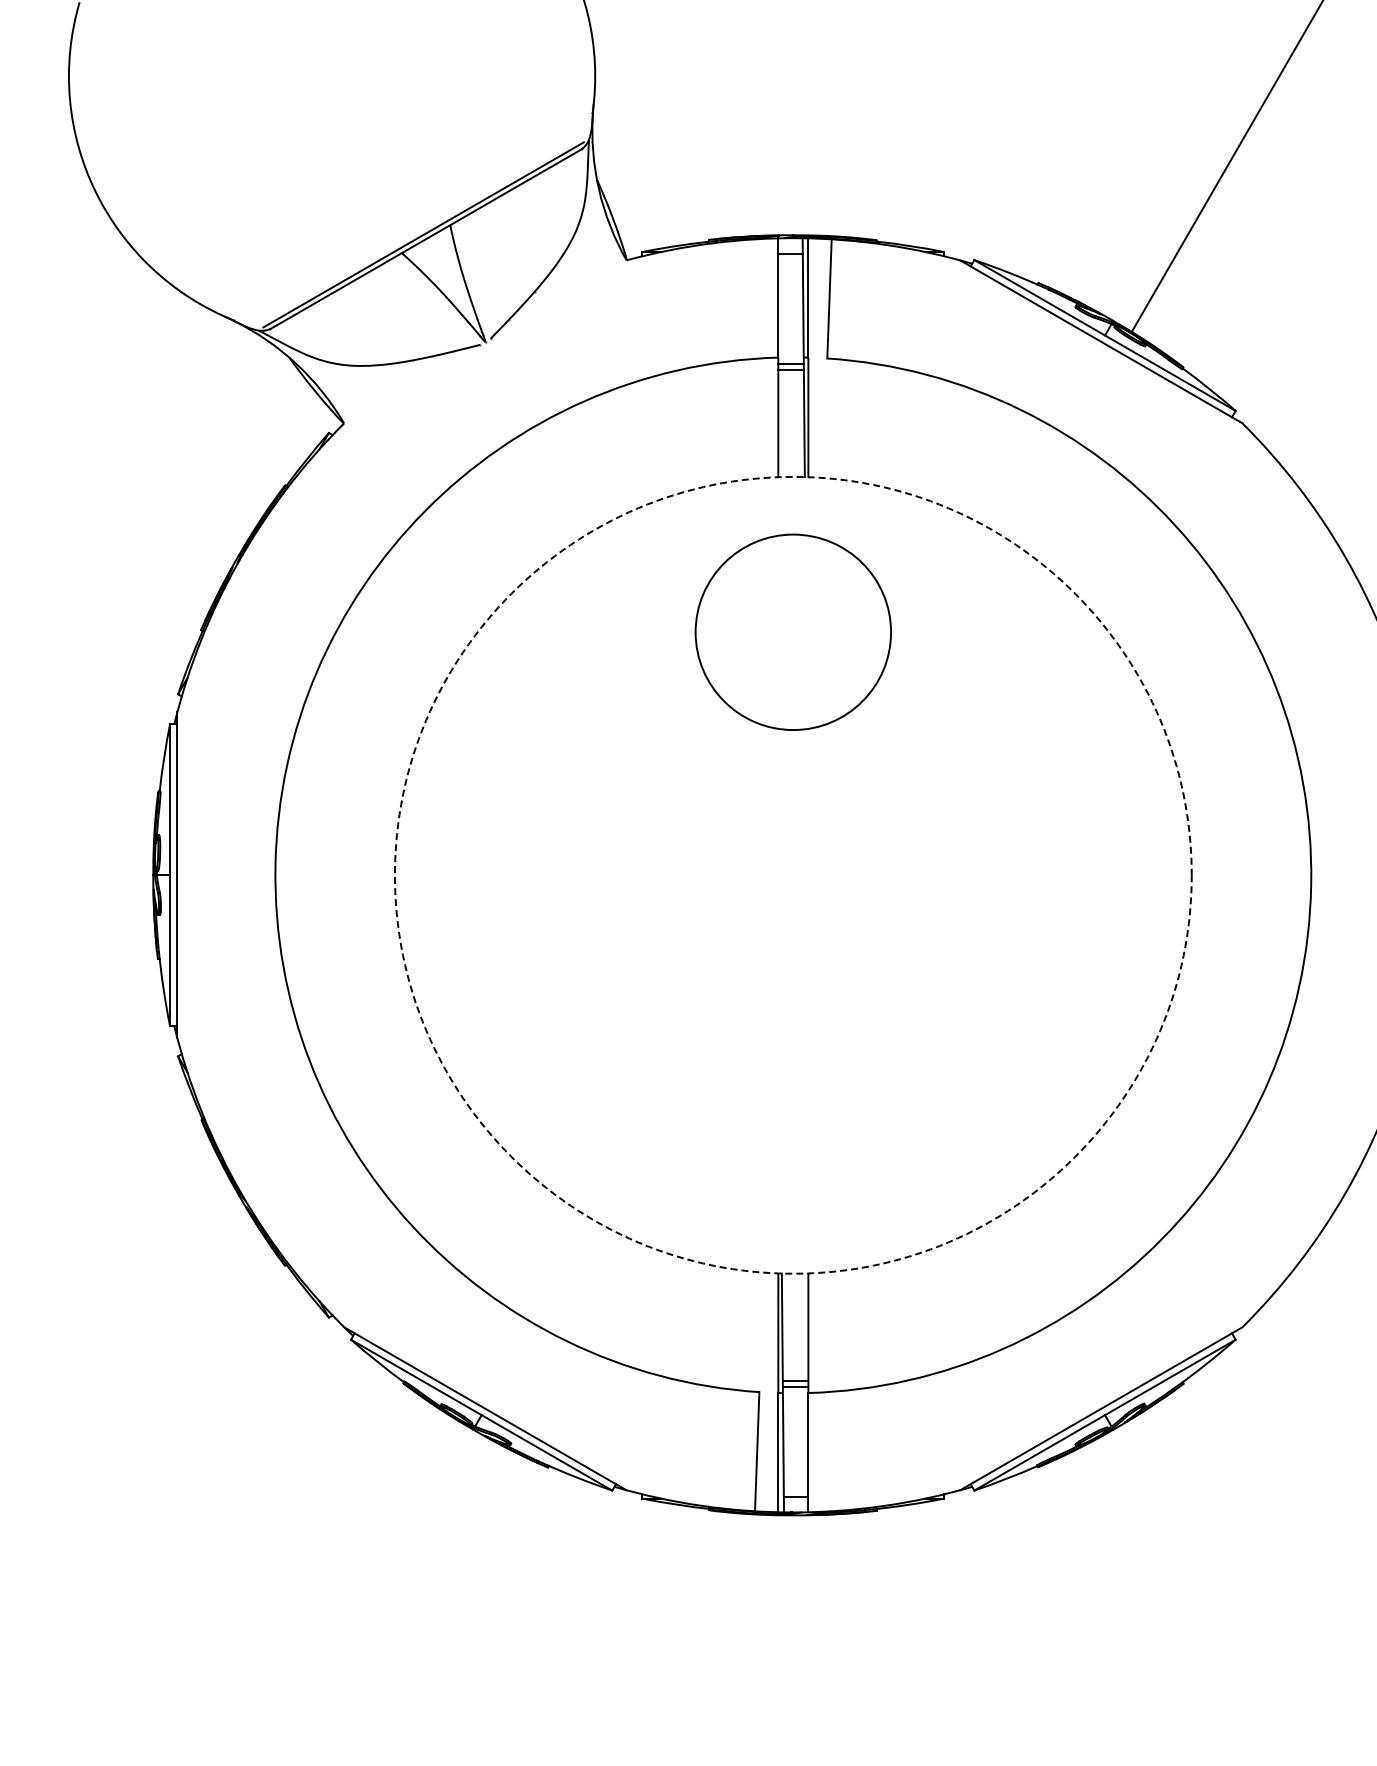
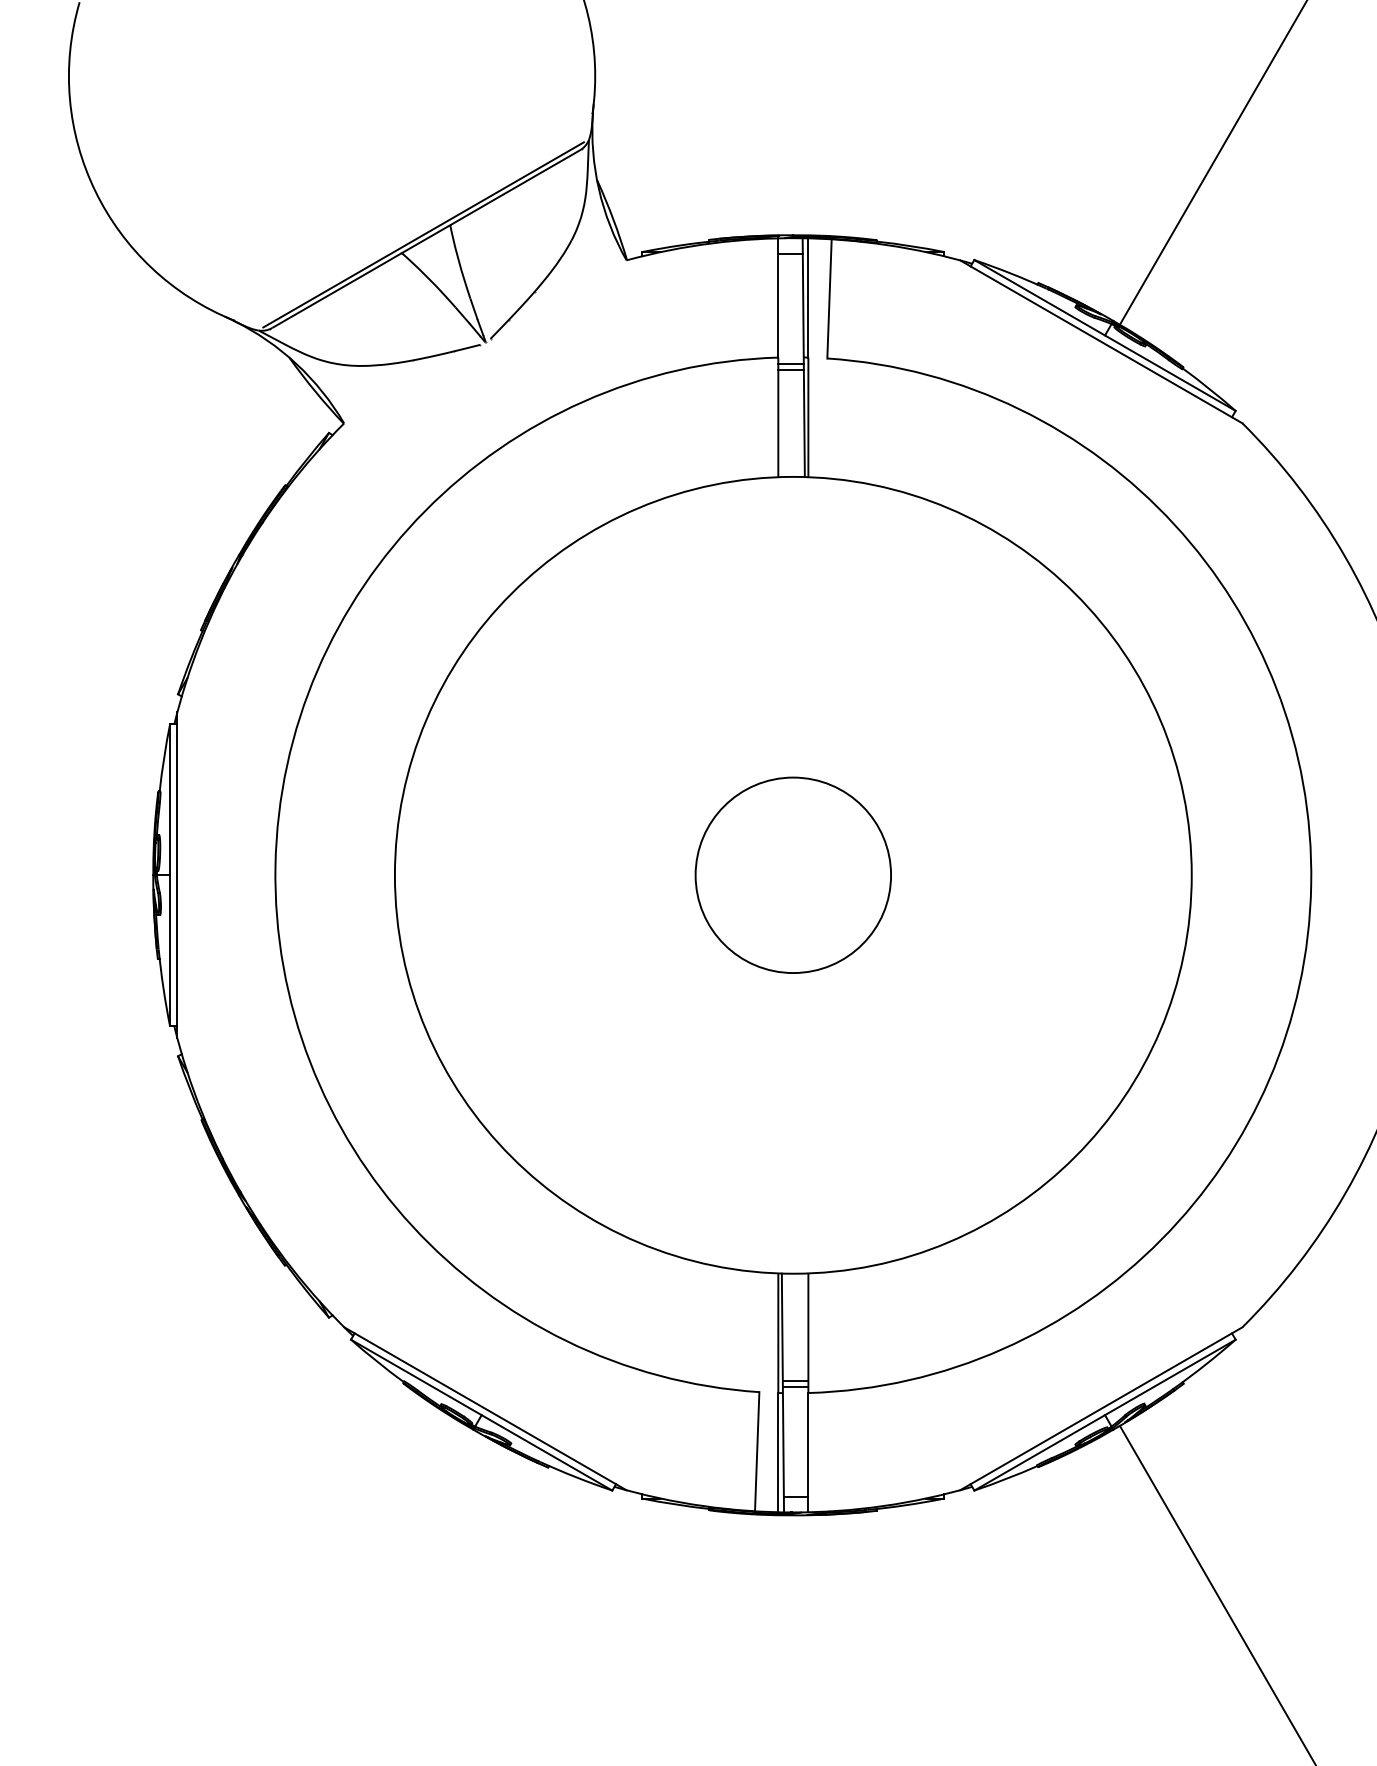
line position: (1226, 166) -> (1212, 163) (1212, 163)
circle position: (792, 631) -> (792, 874) (792, 874)
circle: dashed -> solid (792, 874)
line: none -> present (1216, 1593)
